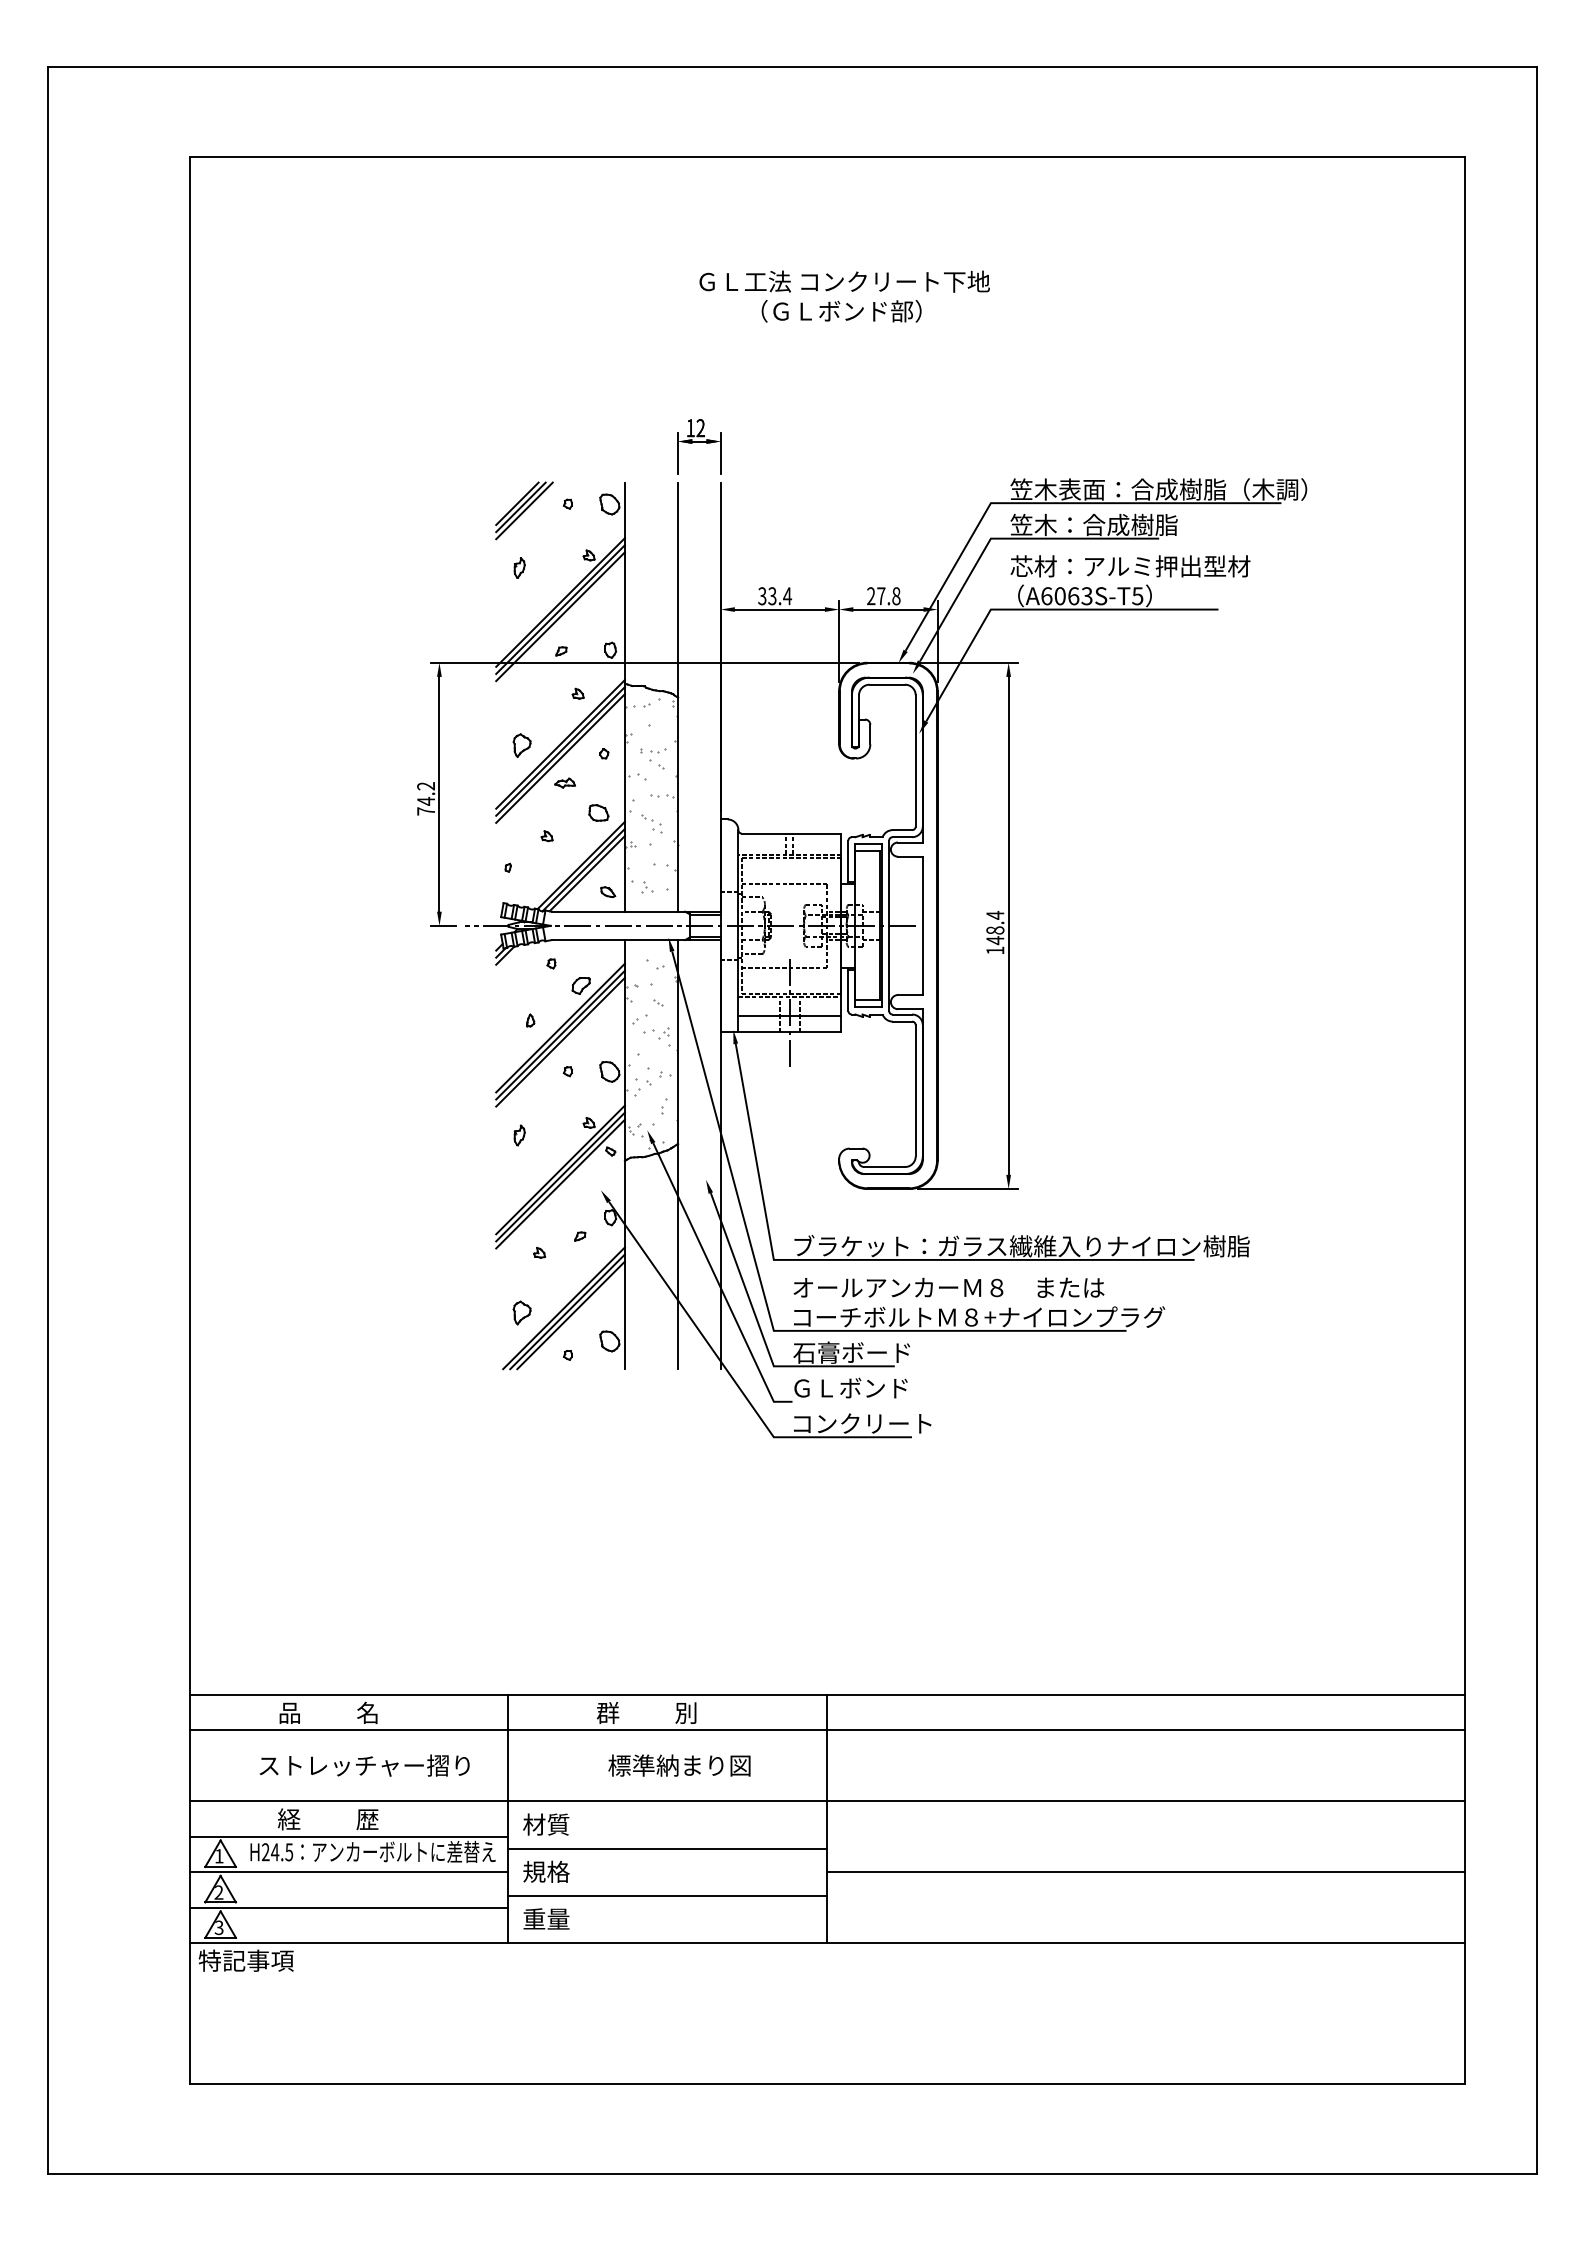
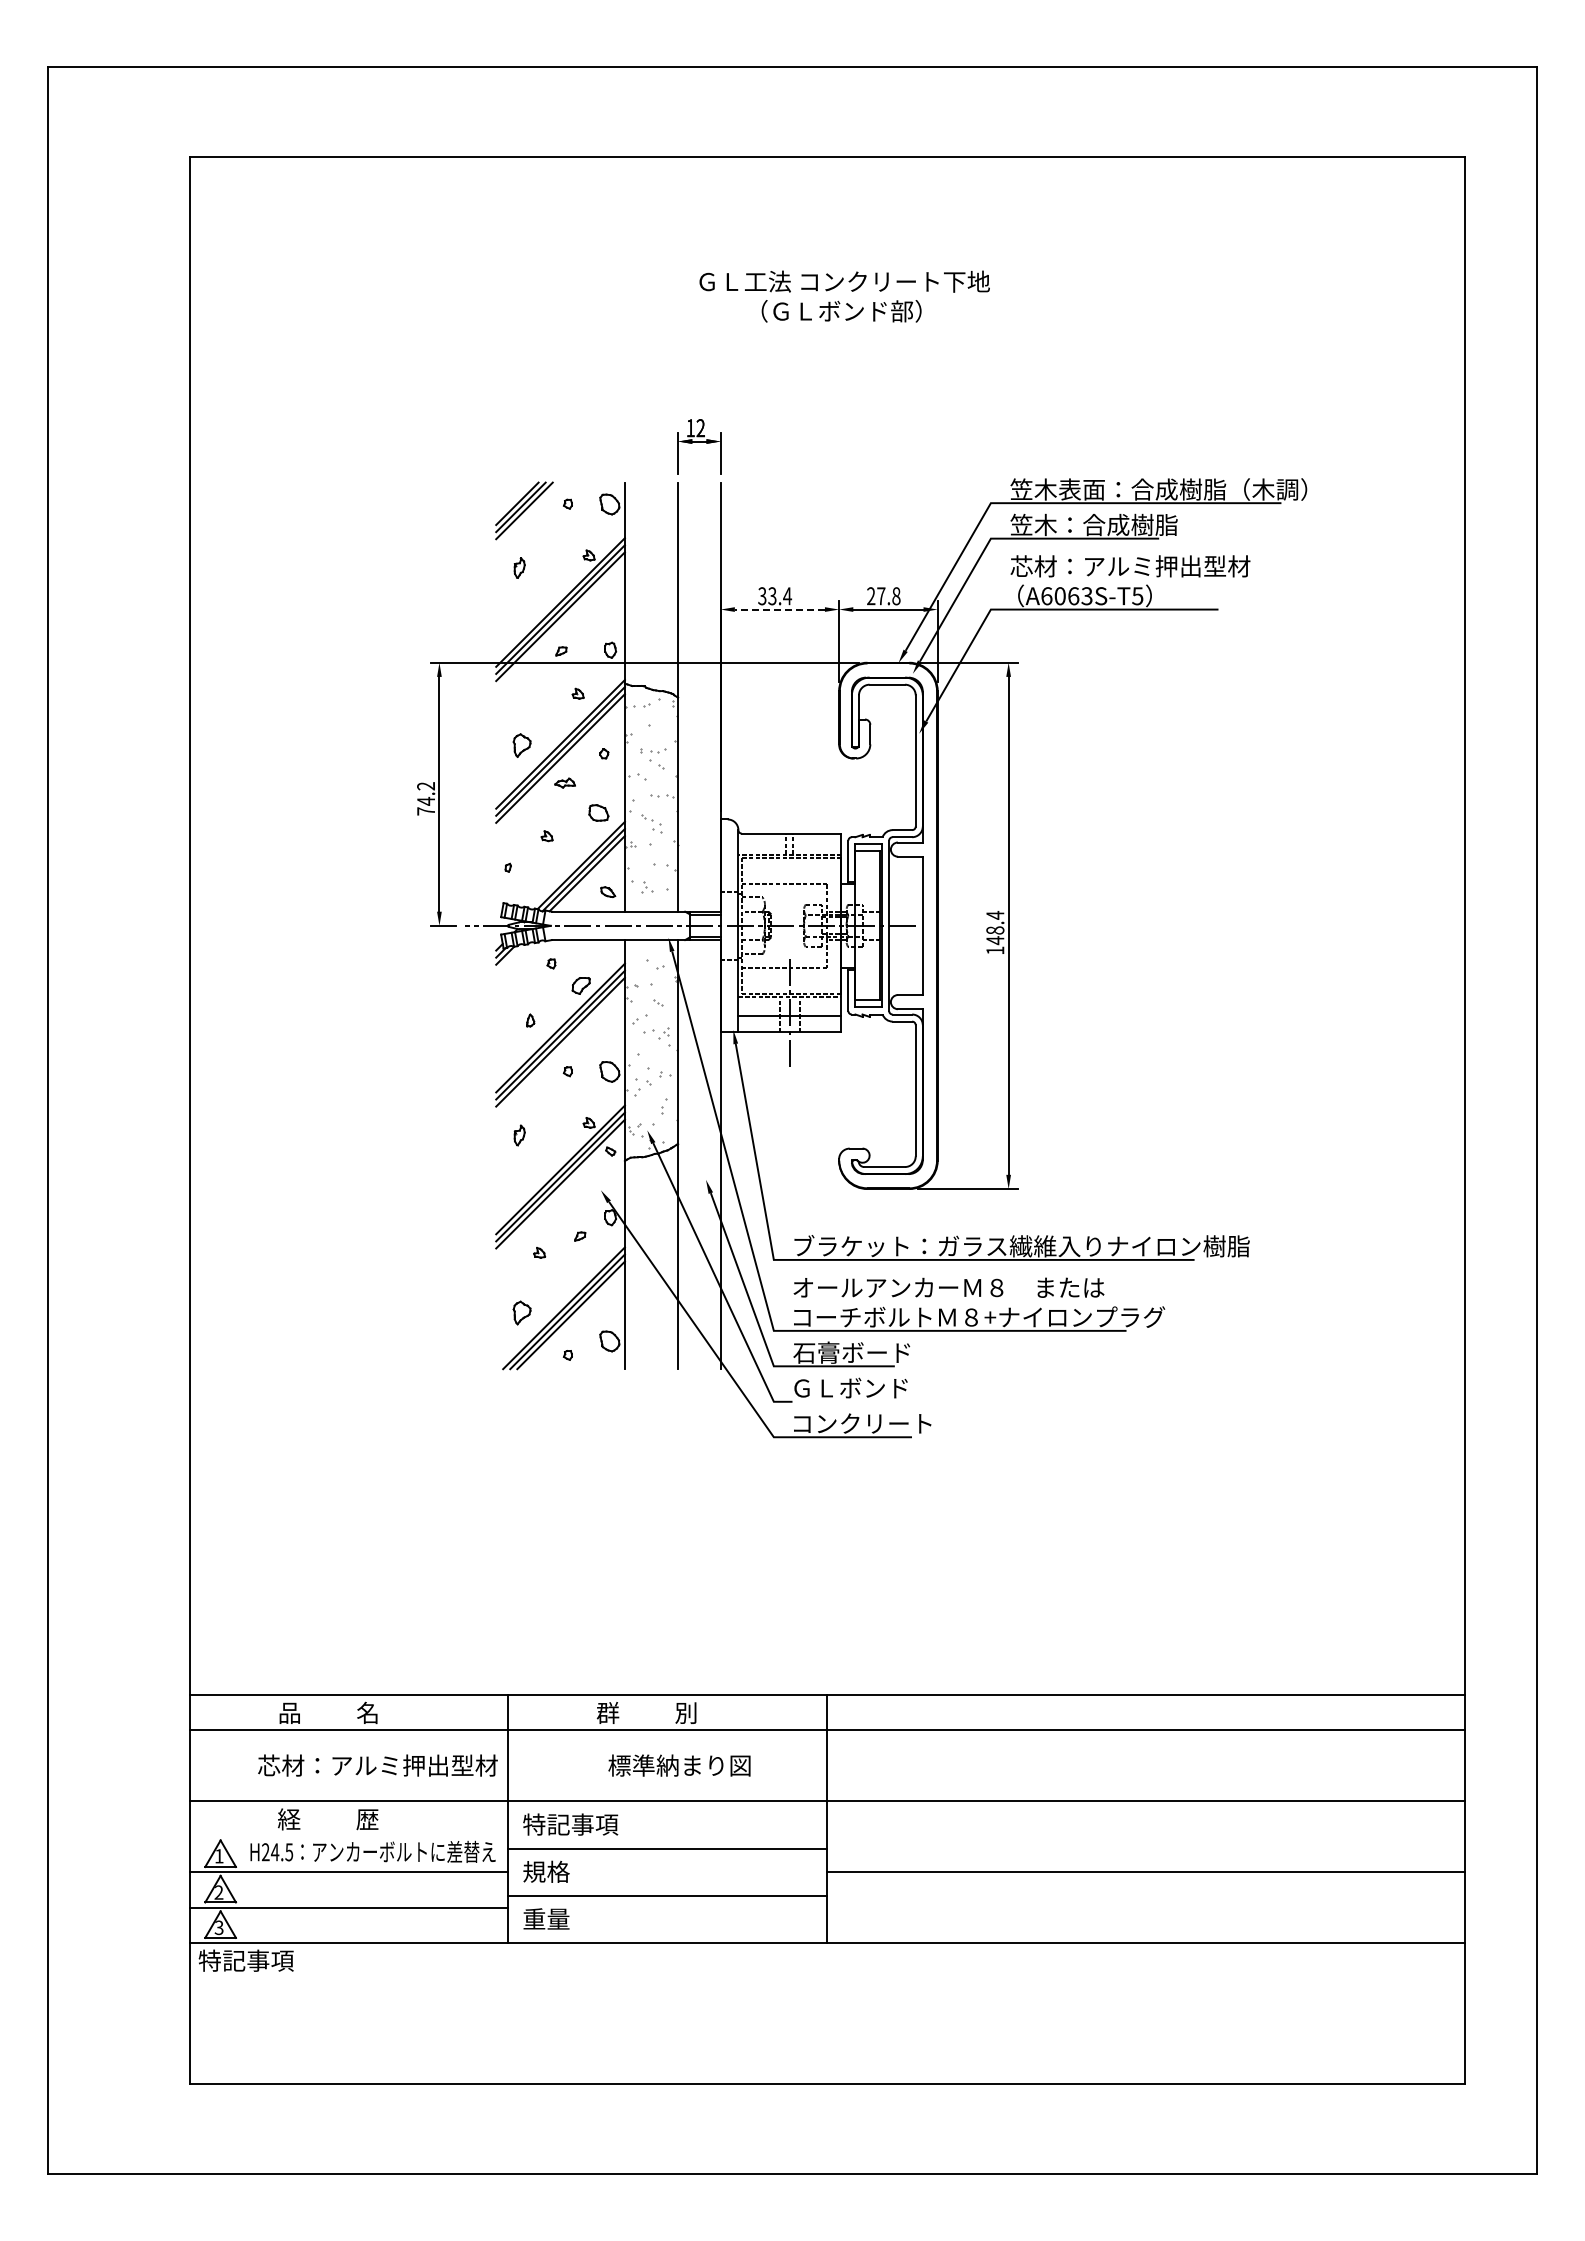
line: solid -> dashed (779, 609)
text: ストレッチャー摺り -> 芯材：アルミ押出型材 (377, 1765)
text: 材質 -> 特記事項 (570, 1824)
line: present -> none (348, 1836)
